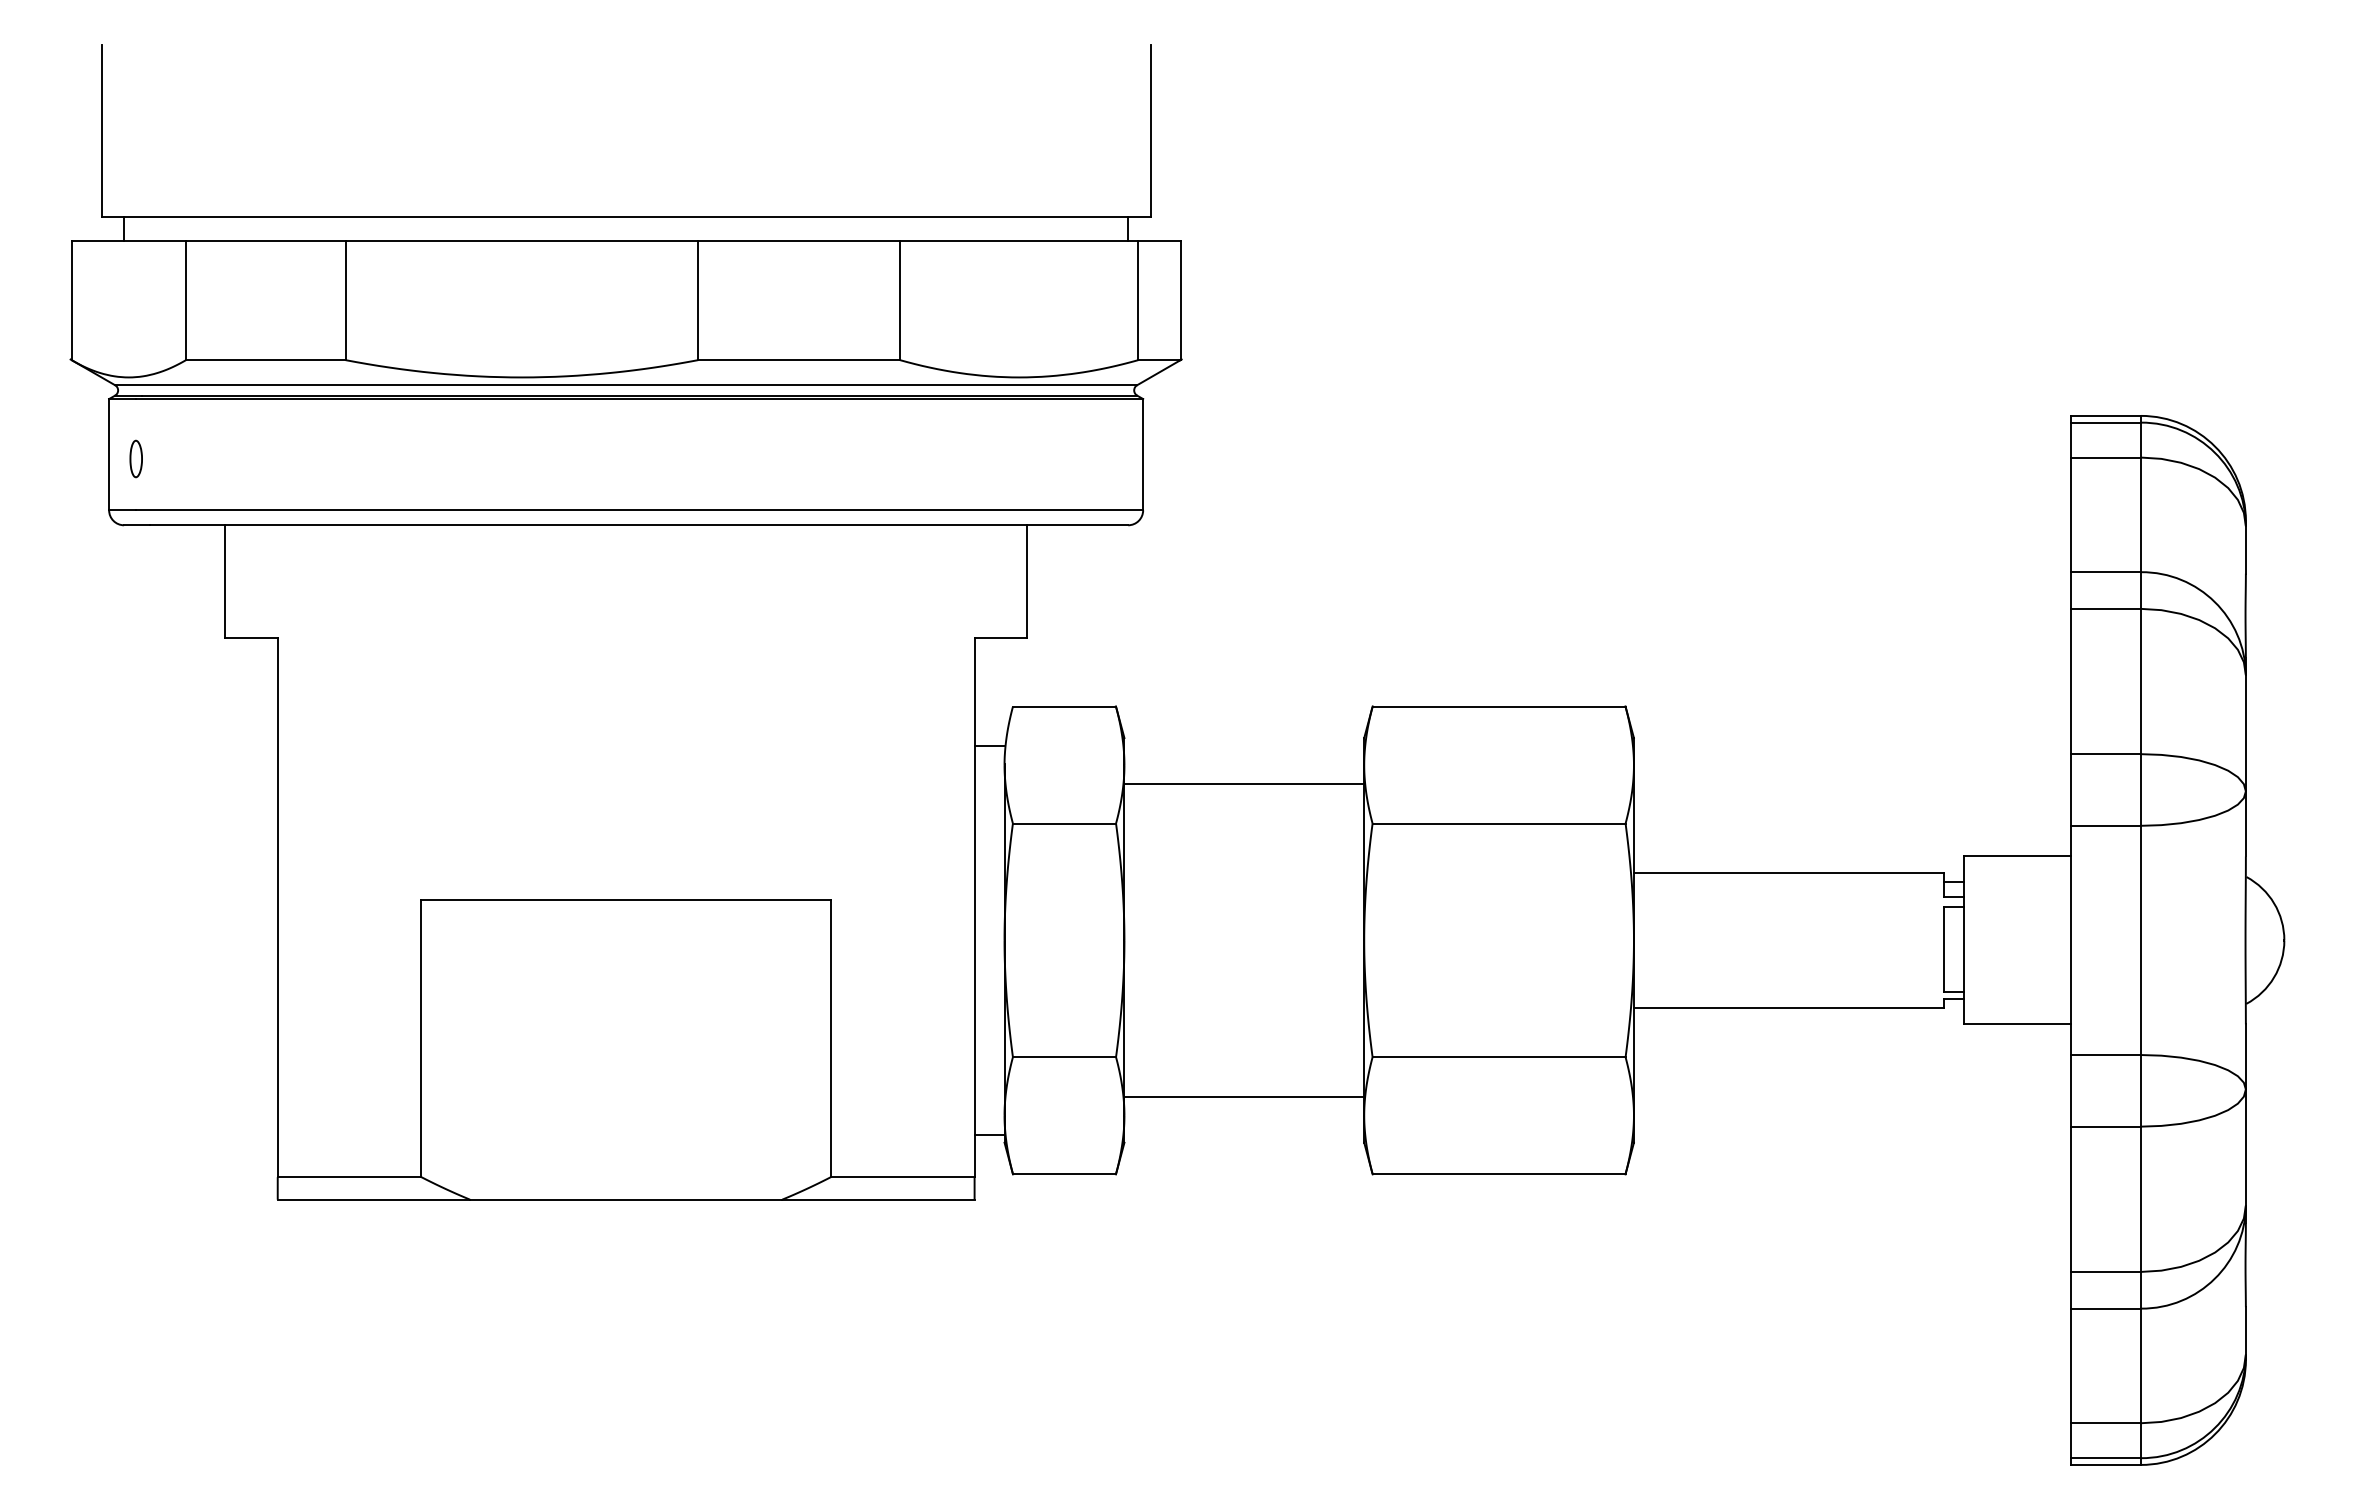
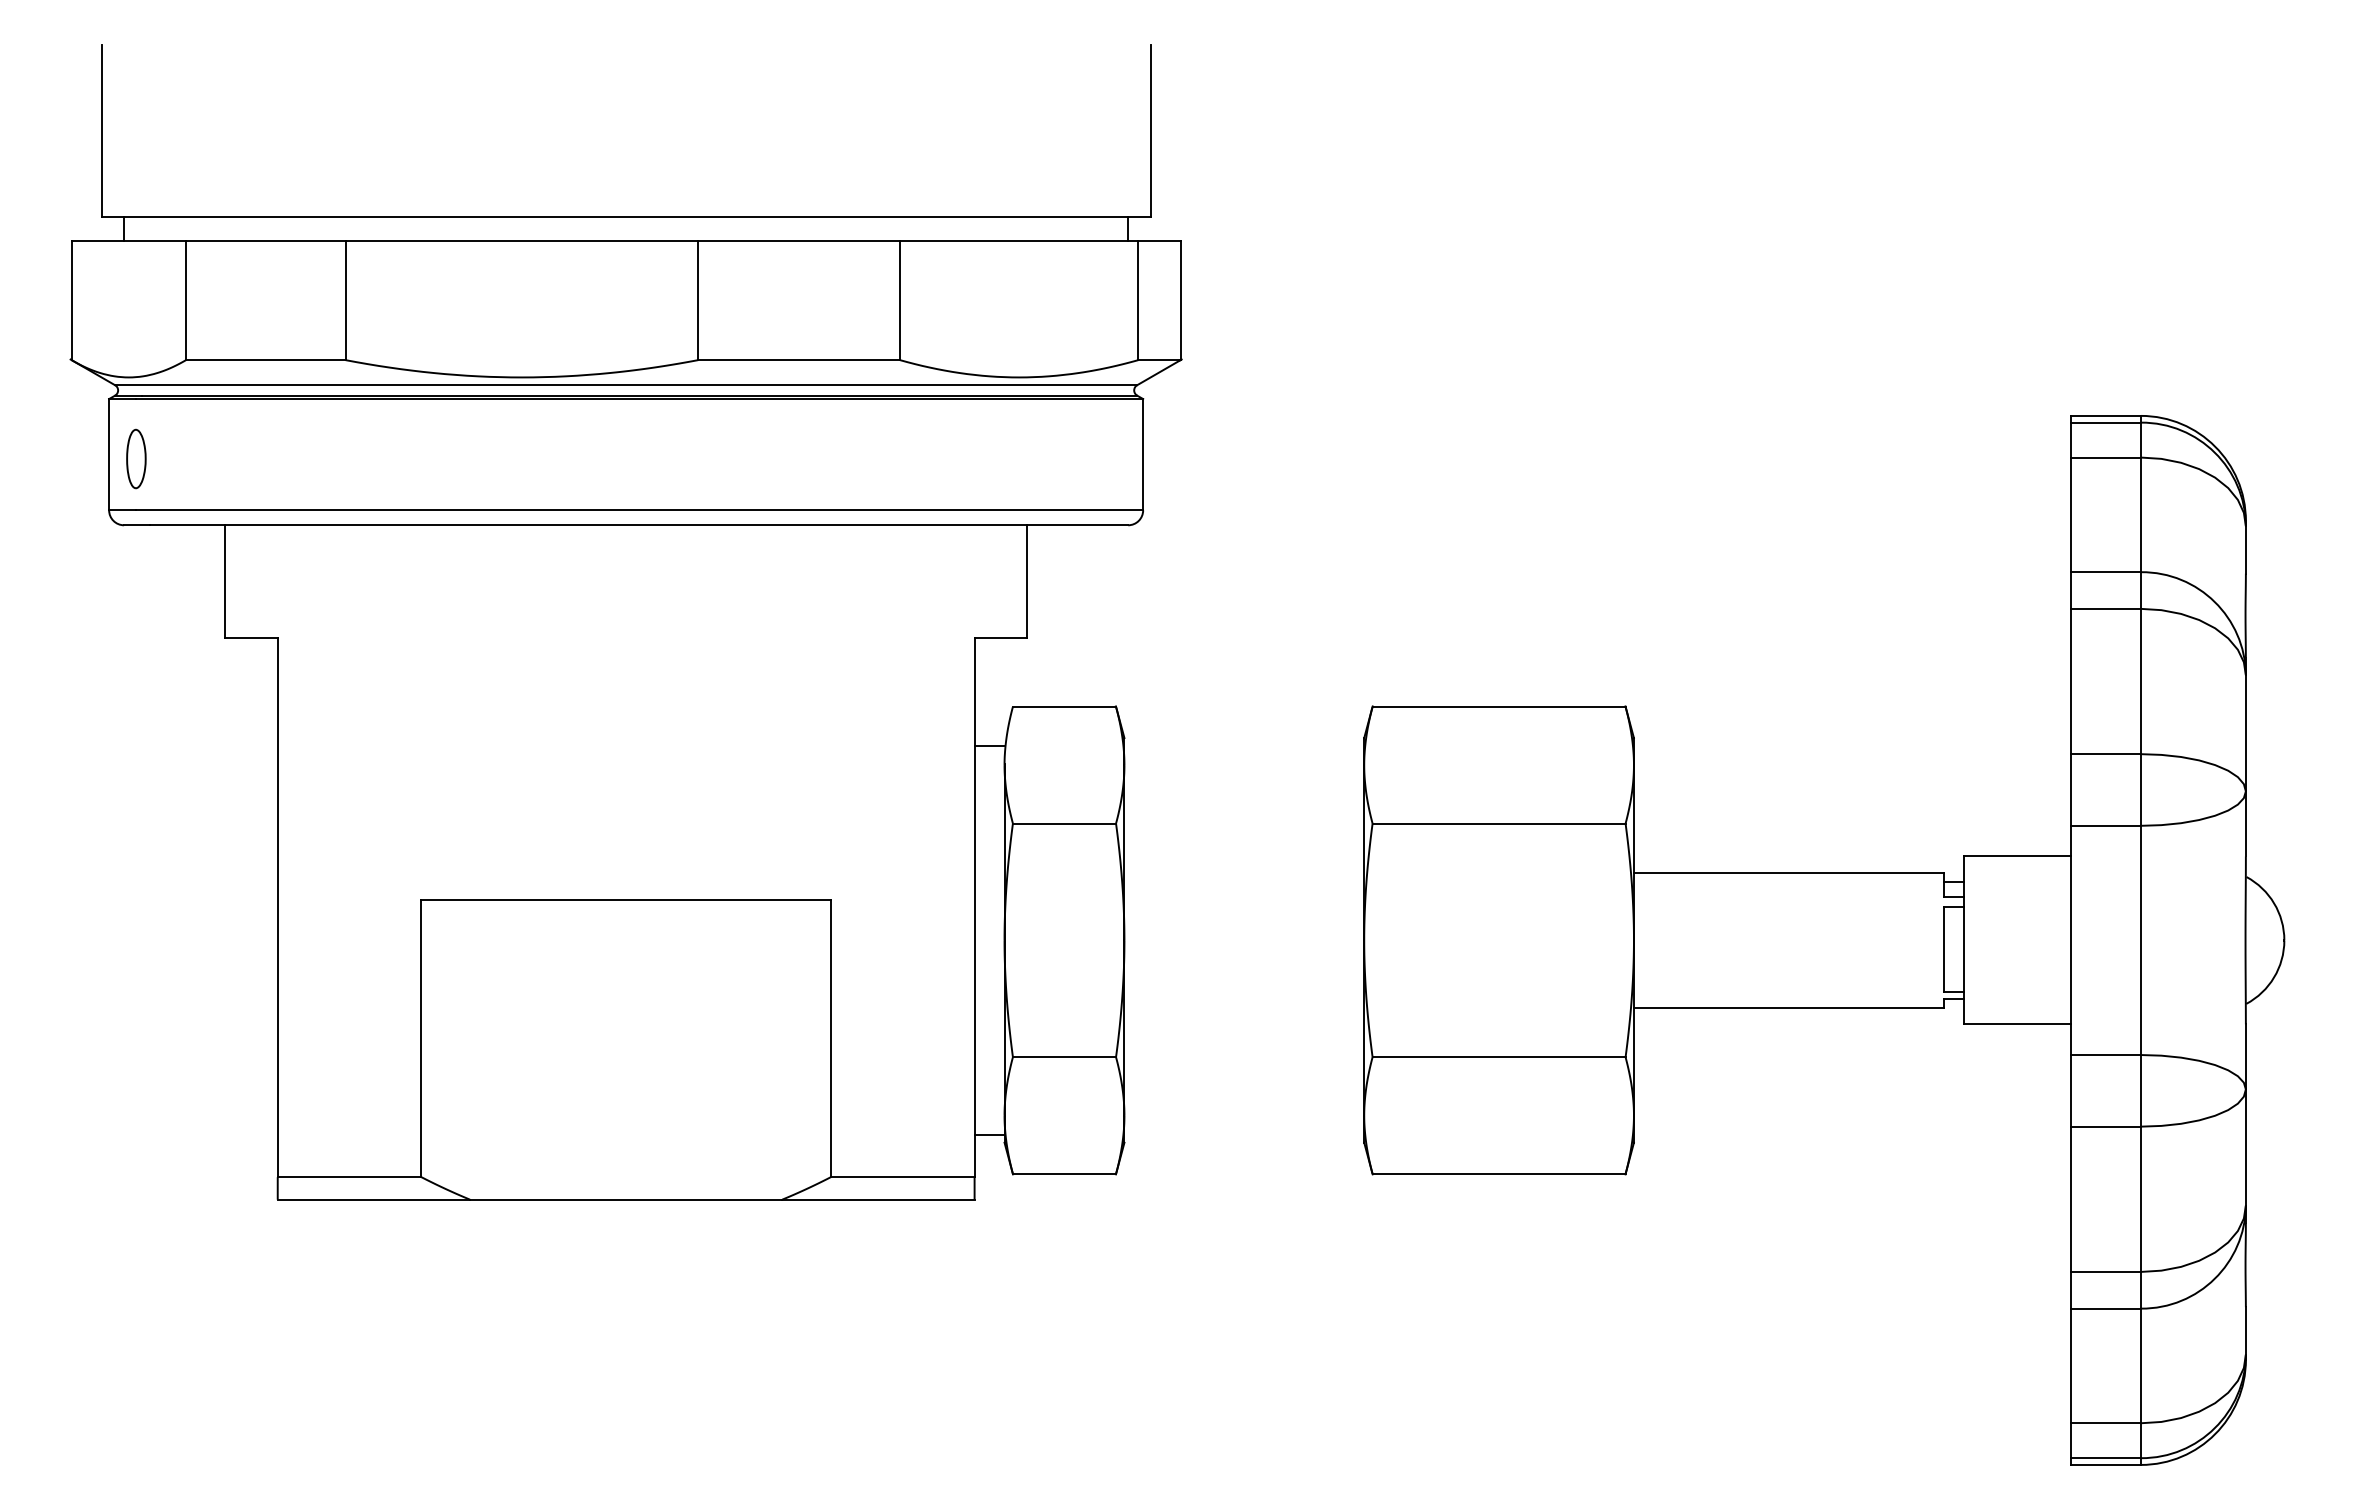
part size: 14x40 px -> 21x62 px (136, 458)
line: present -> none (1244, 784)
line: present -> none (1244, 1096)
